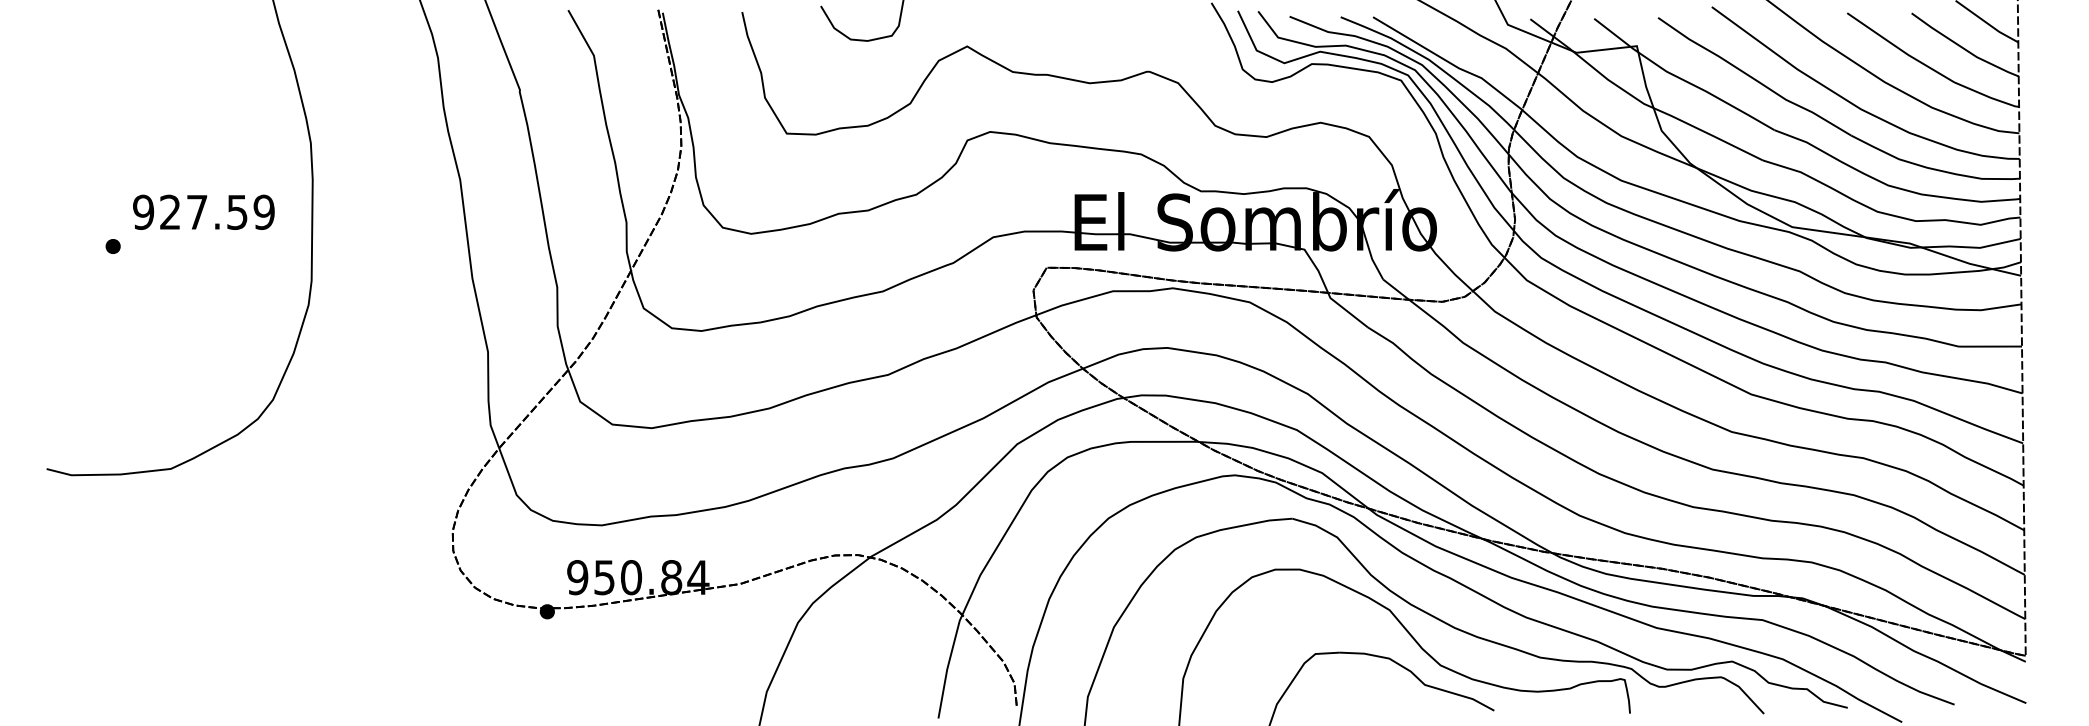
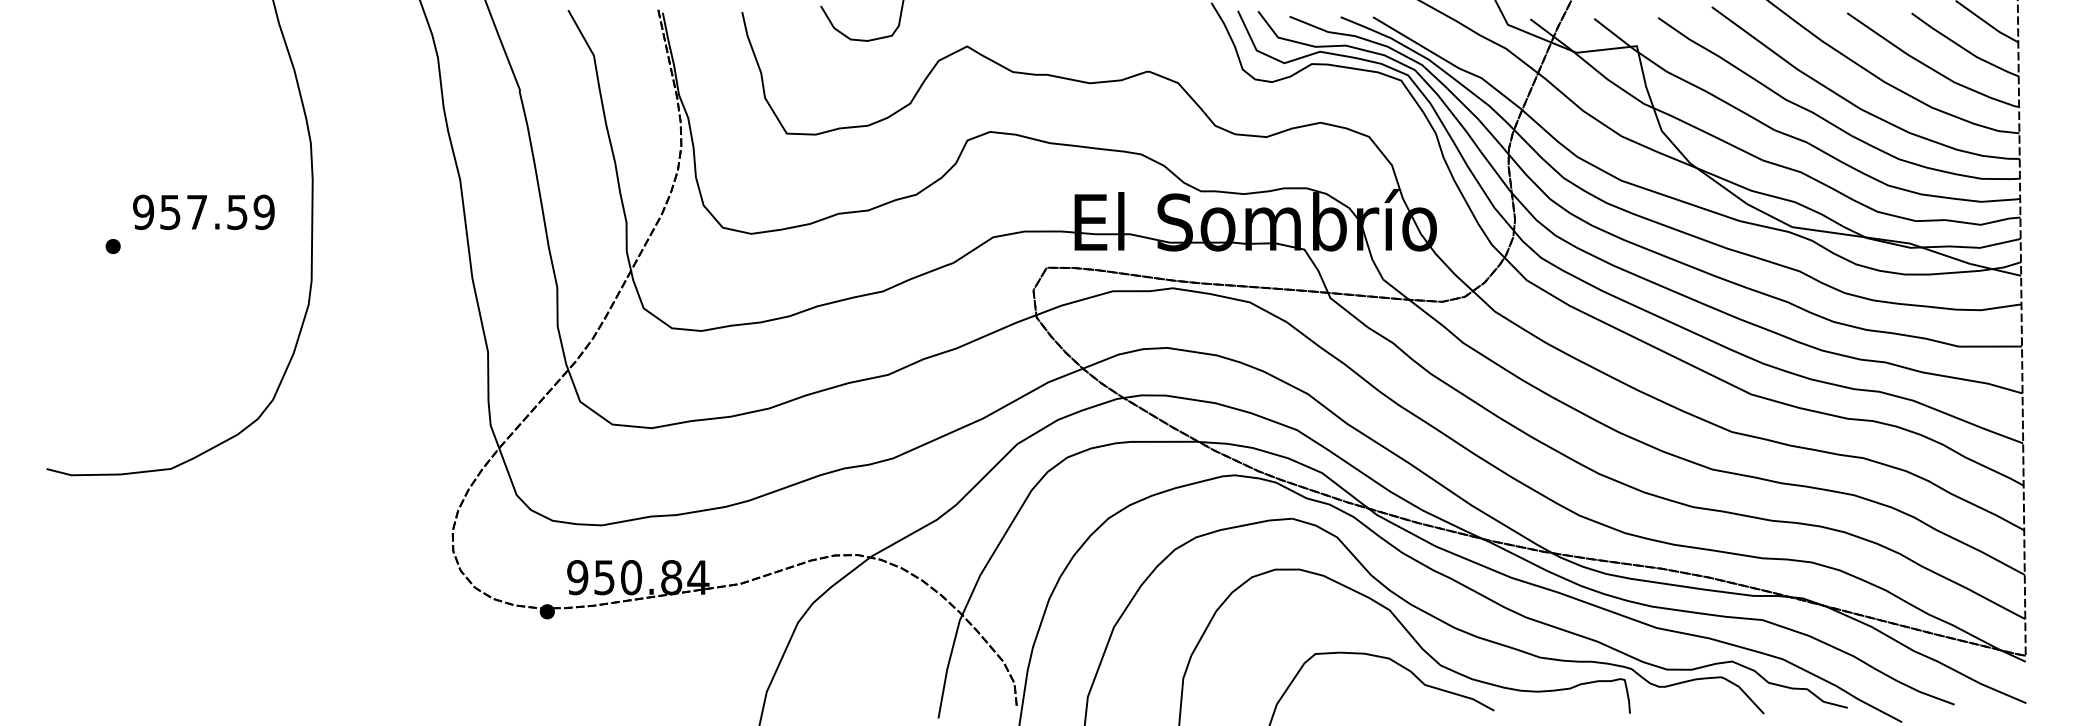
text: 927.59 -> 957.59 (170, 211)
